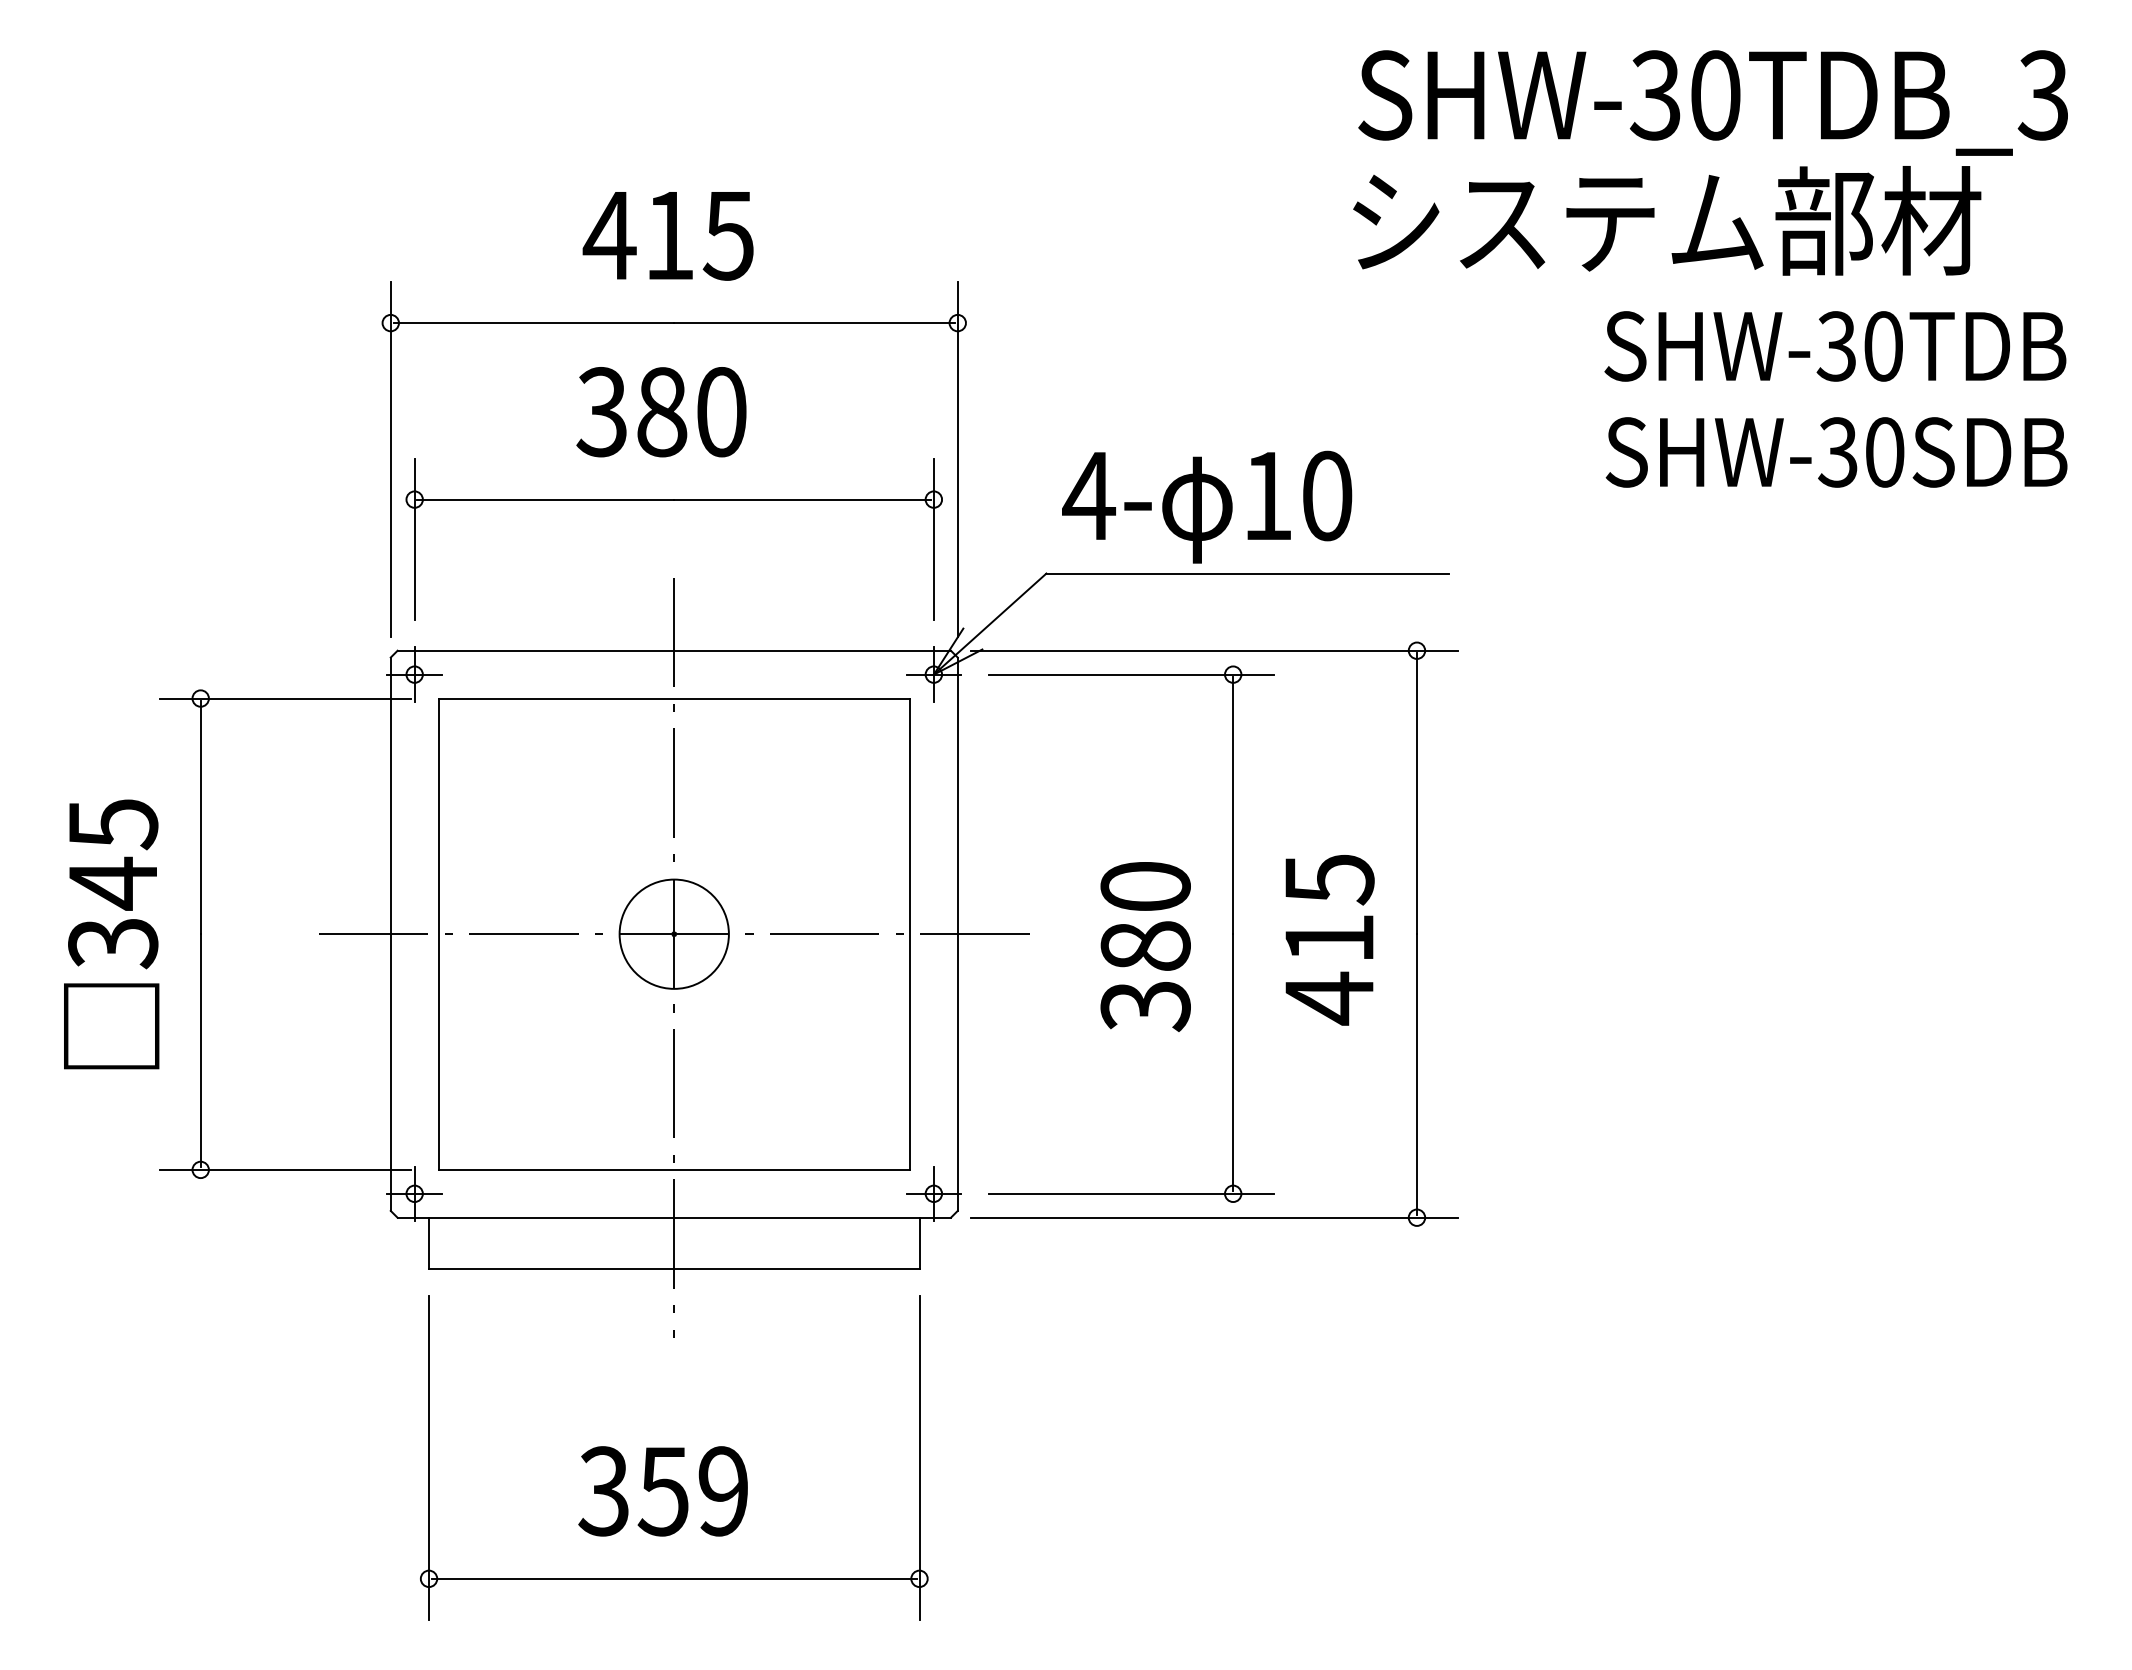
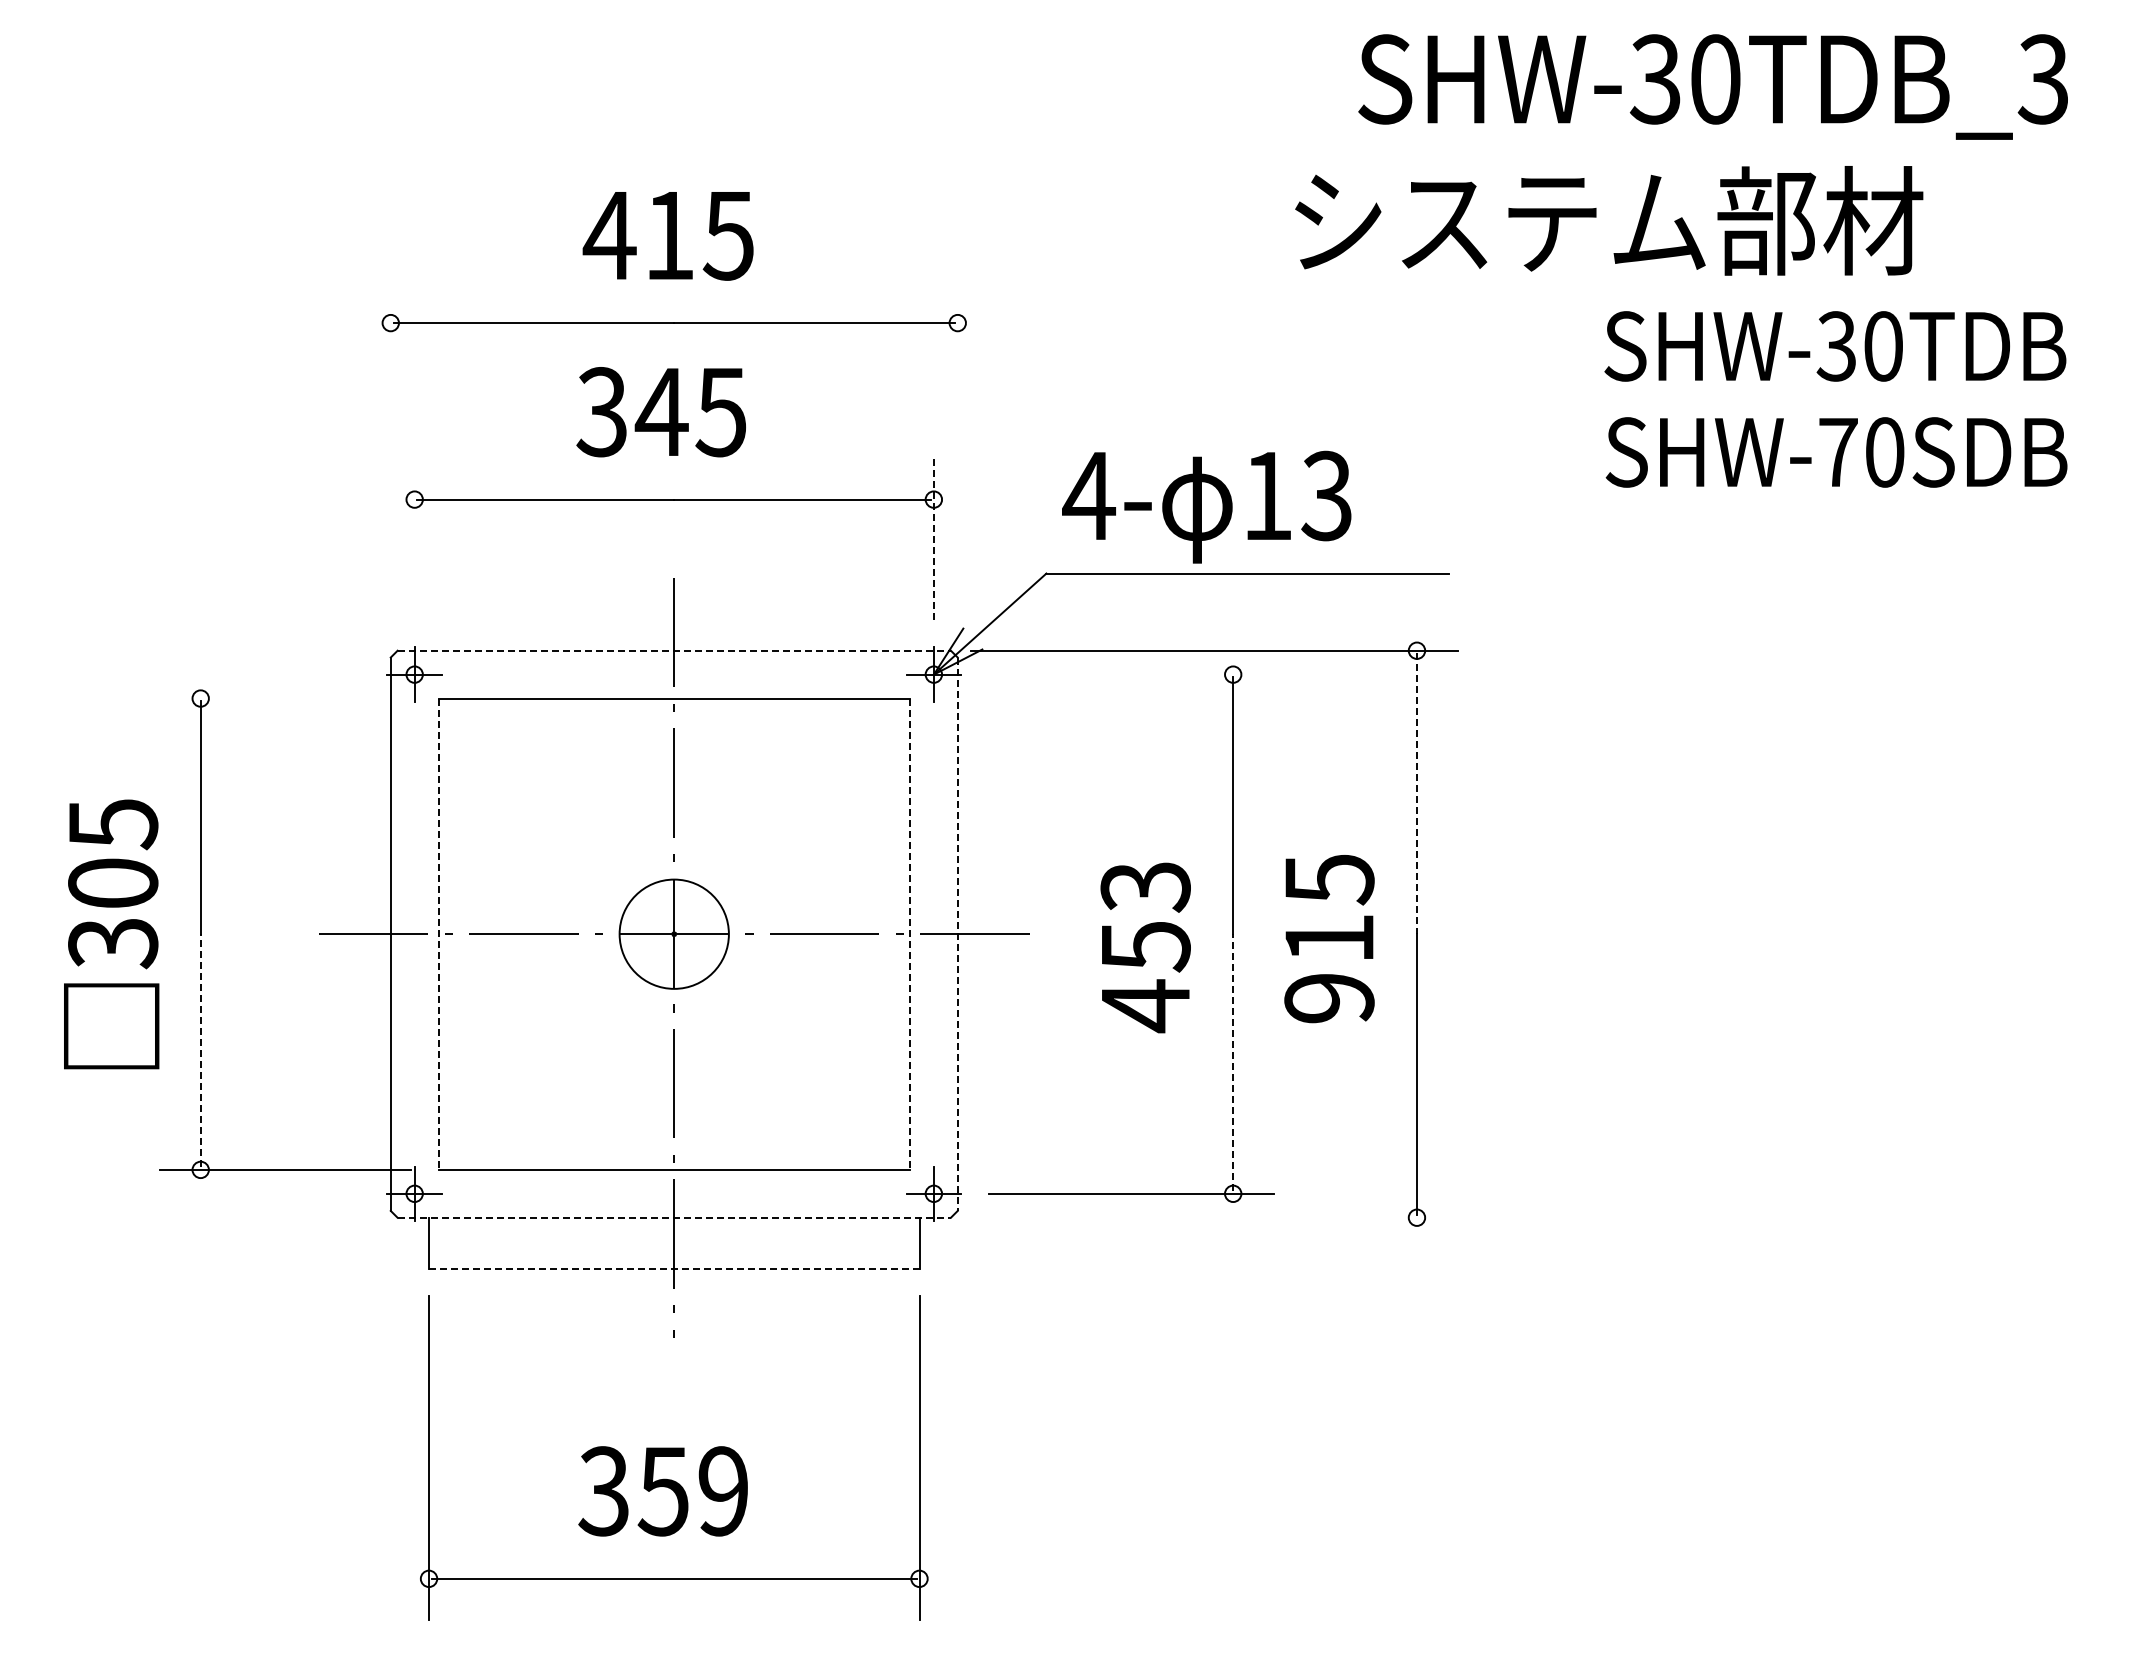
text position: (1712, 102) -> (1712, 86) (1712, 86)
text position: (1667, 220) -> (1609, 220) (1609, 220)
text: 380 -> 345 (690, 412)
text: SHW-30SDB -> SHW-70SDB (1837, 452)
line: present -> none (390, 459)
line: present -> none (957, 459)
text: 10 -> 13 (1326, 495)
line: present -> none (414, 539)
line: solid -> dashed (933, 539)
line: solid -> dashed (674, 650)
line: present -> none (1131, 674)
line: present -> none (285, 698)
line: solid -> dashed (1416, 794)
text: 345 -> 305 (113, 883)
line: solid -> dashed (438, 934)
line: solid -> dashed (909, 934)
line: solid -> dashed (957, 934)
text: 380 -> 453 (1145, 947)
text: 415 -> 915 (1329, 998)
line: solid -> dashed (200, 1050)
line: solid -> dashed (1233, 1062)
line: solid -> dashed (674, 1217)
line: present -> none (1214, 1217)
line: solid -> dashed (673, 1268)
